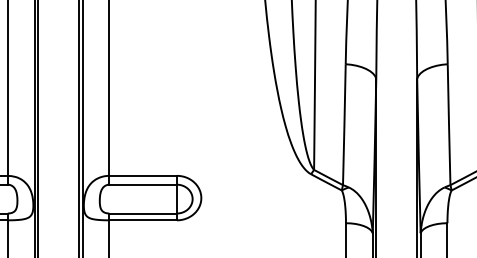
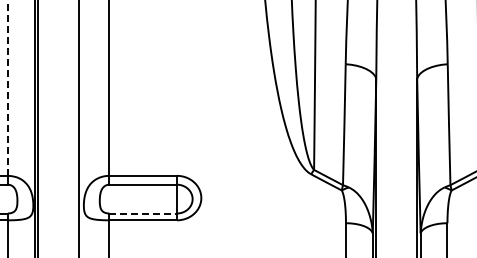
line: solid -> dashed (7, 87)
line: present -> none (82, 128)
line: solid -> dashed (143, 213)
